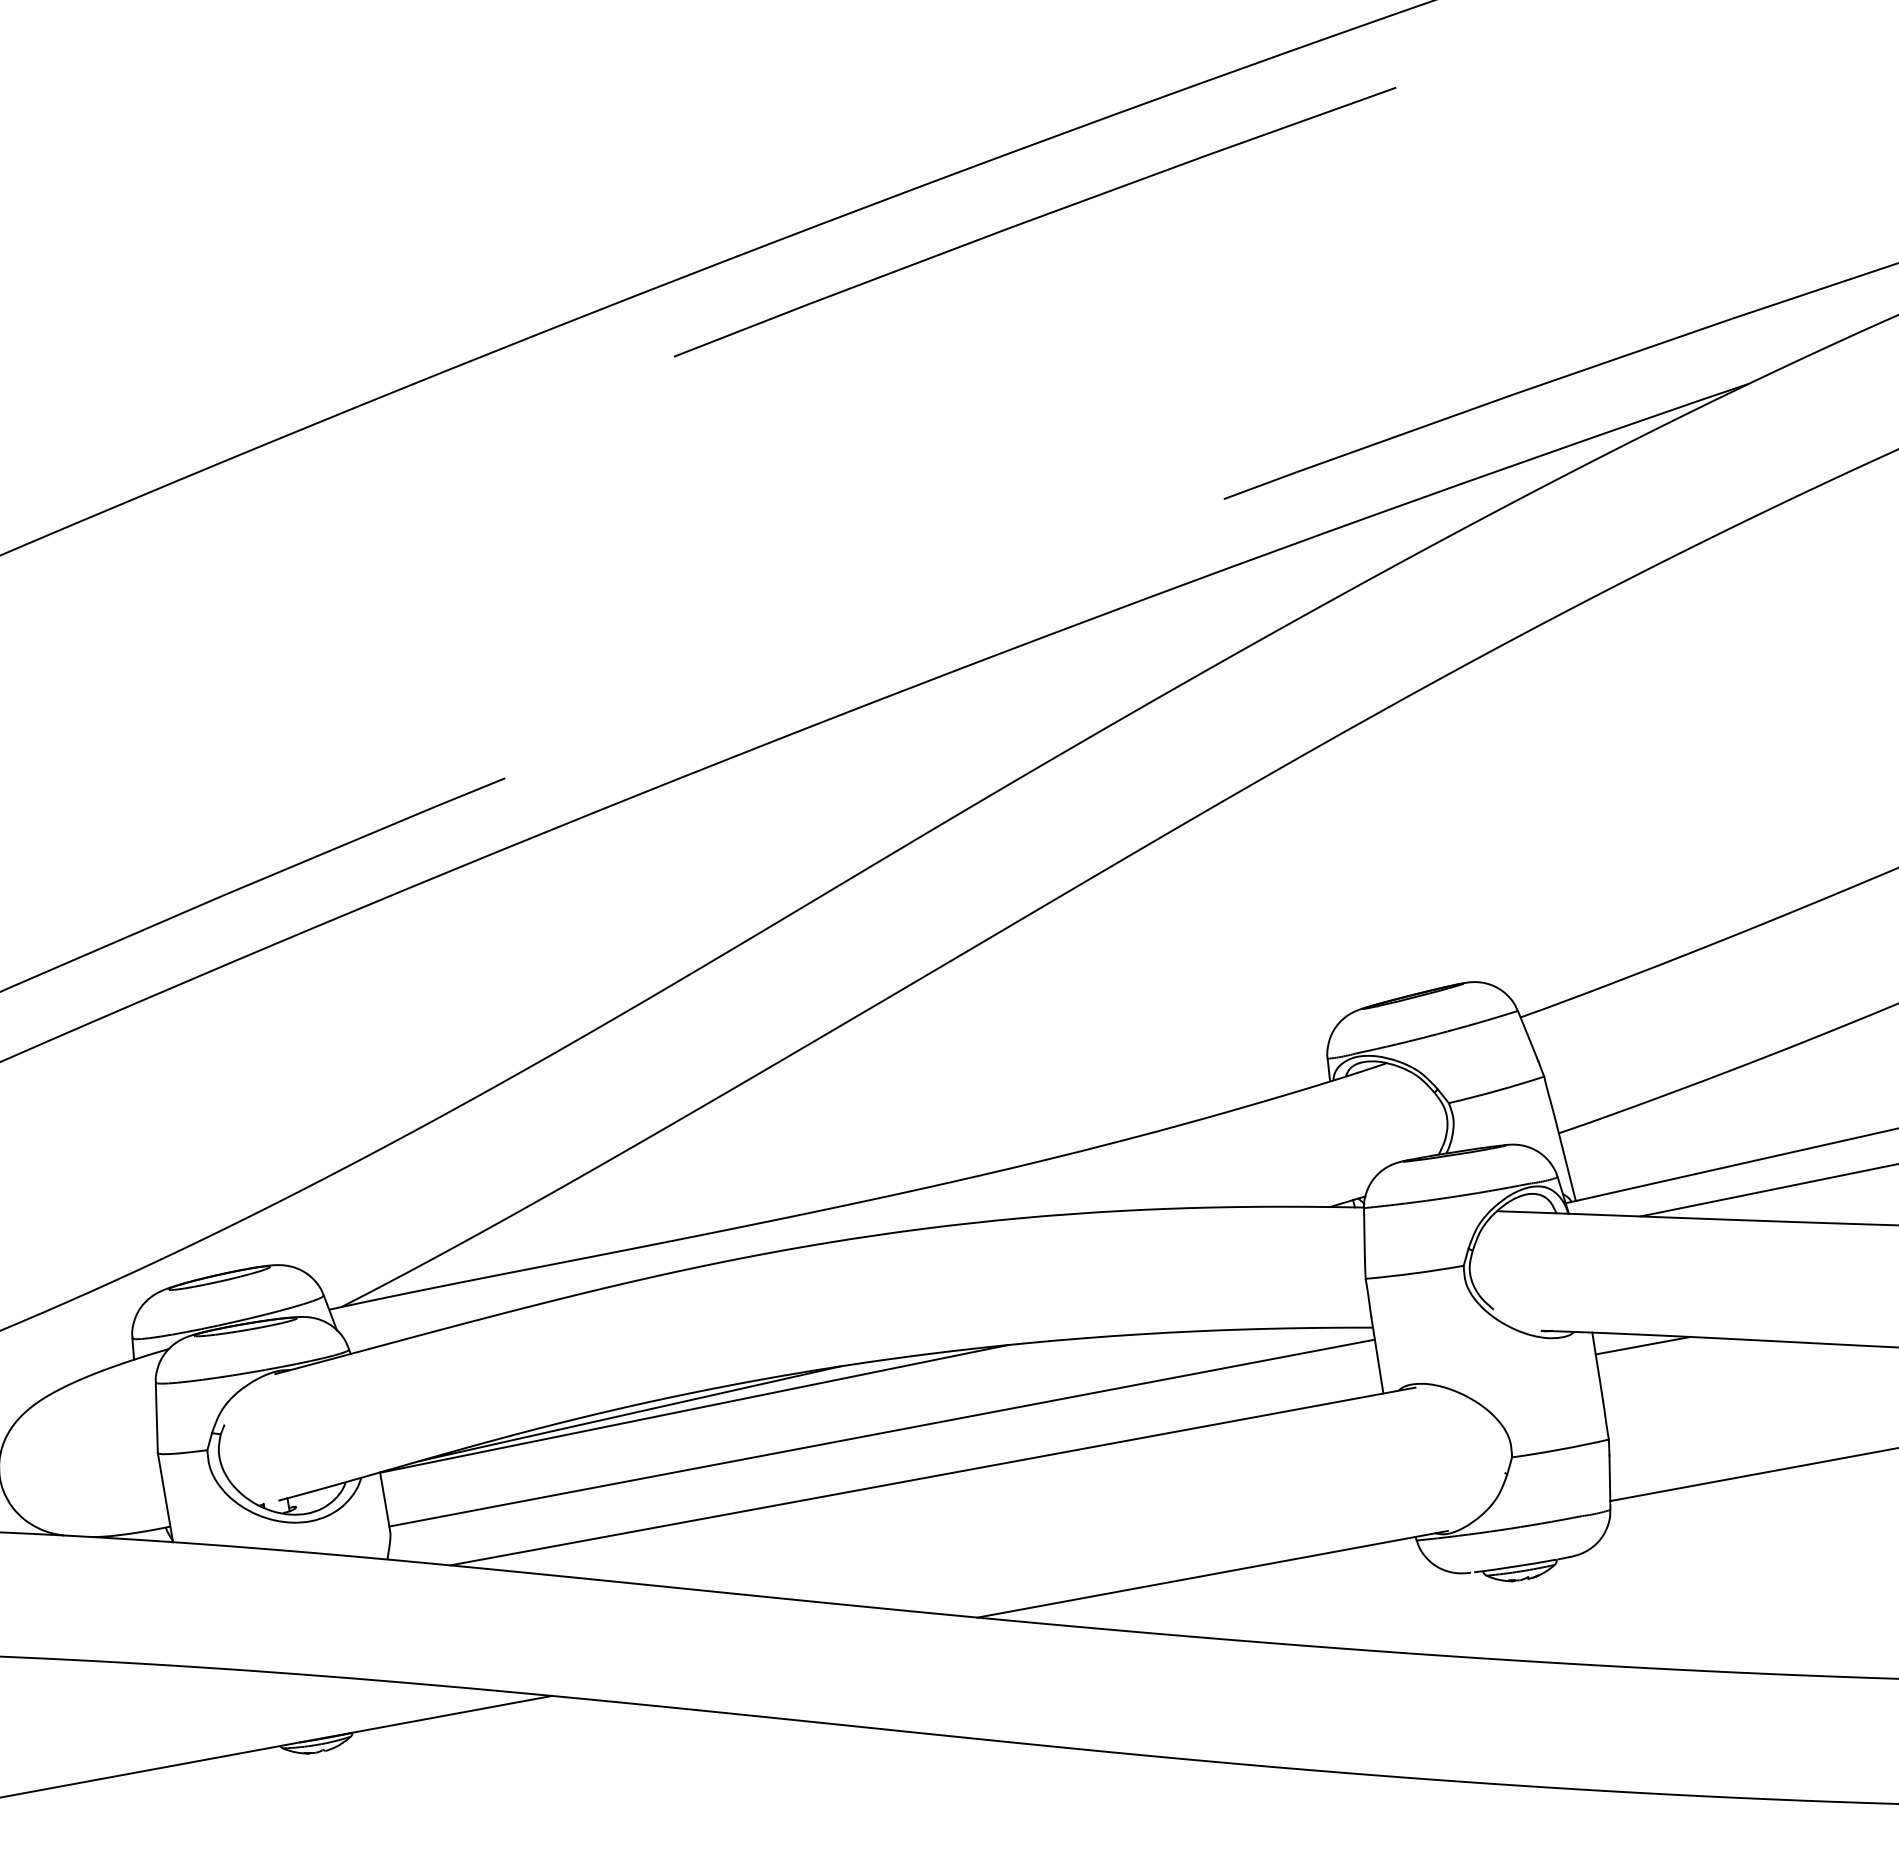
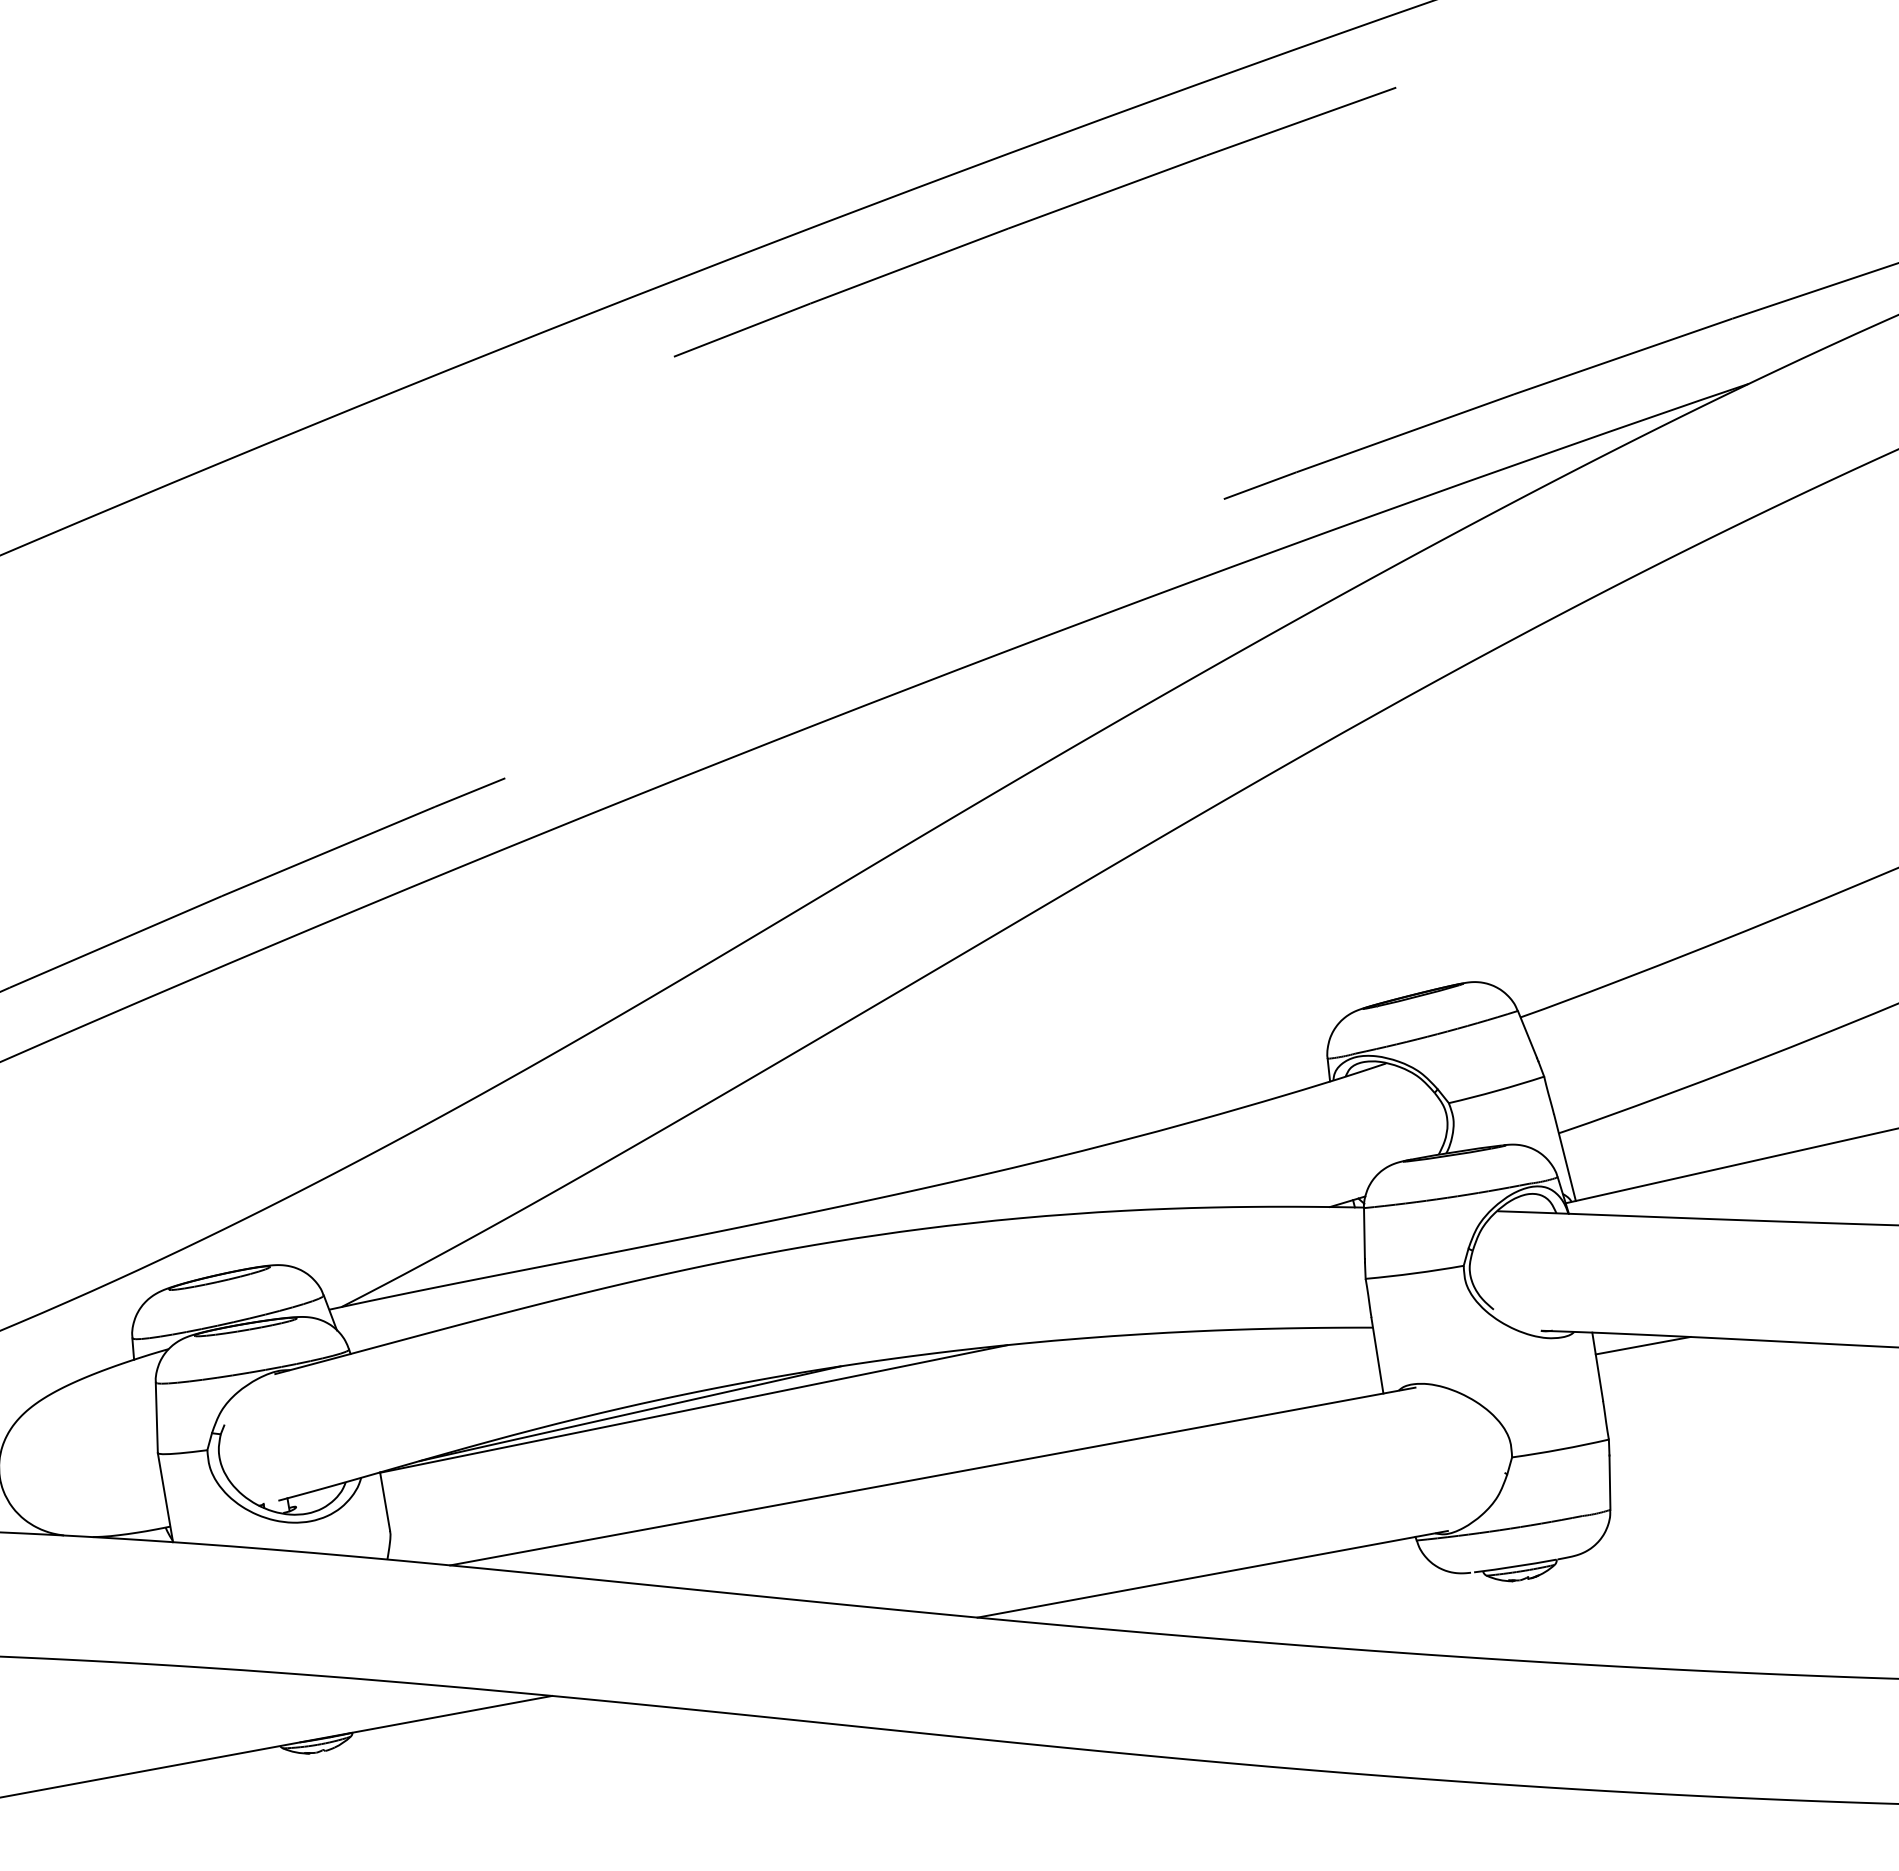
line: present -> none (1767, 1190)
line: present -> none (881, 1432)
line: present -> none (1752, 1474)
